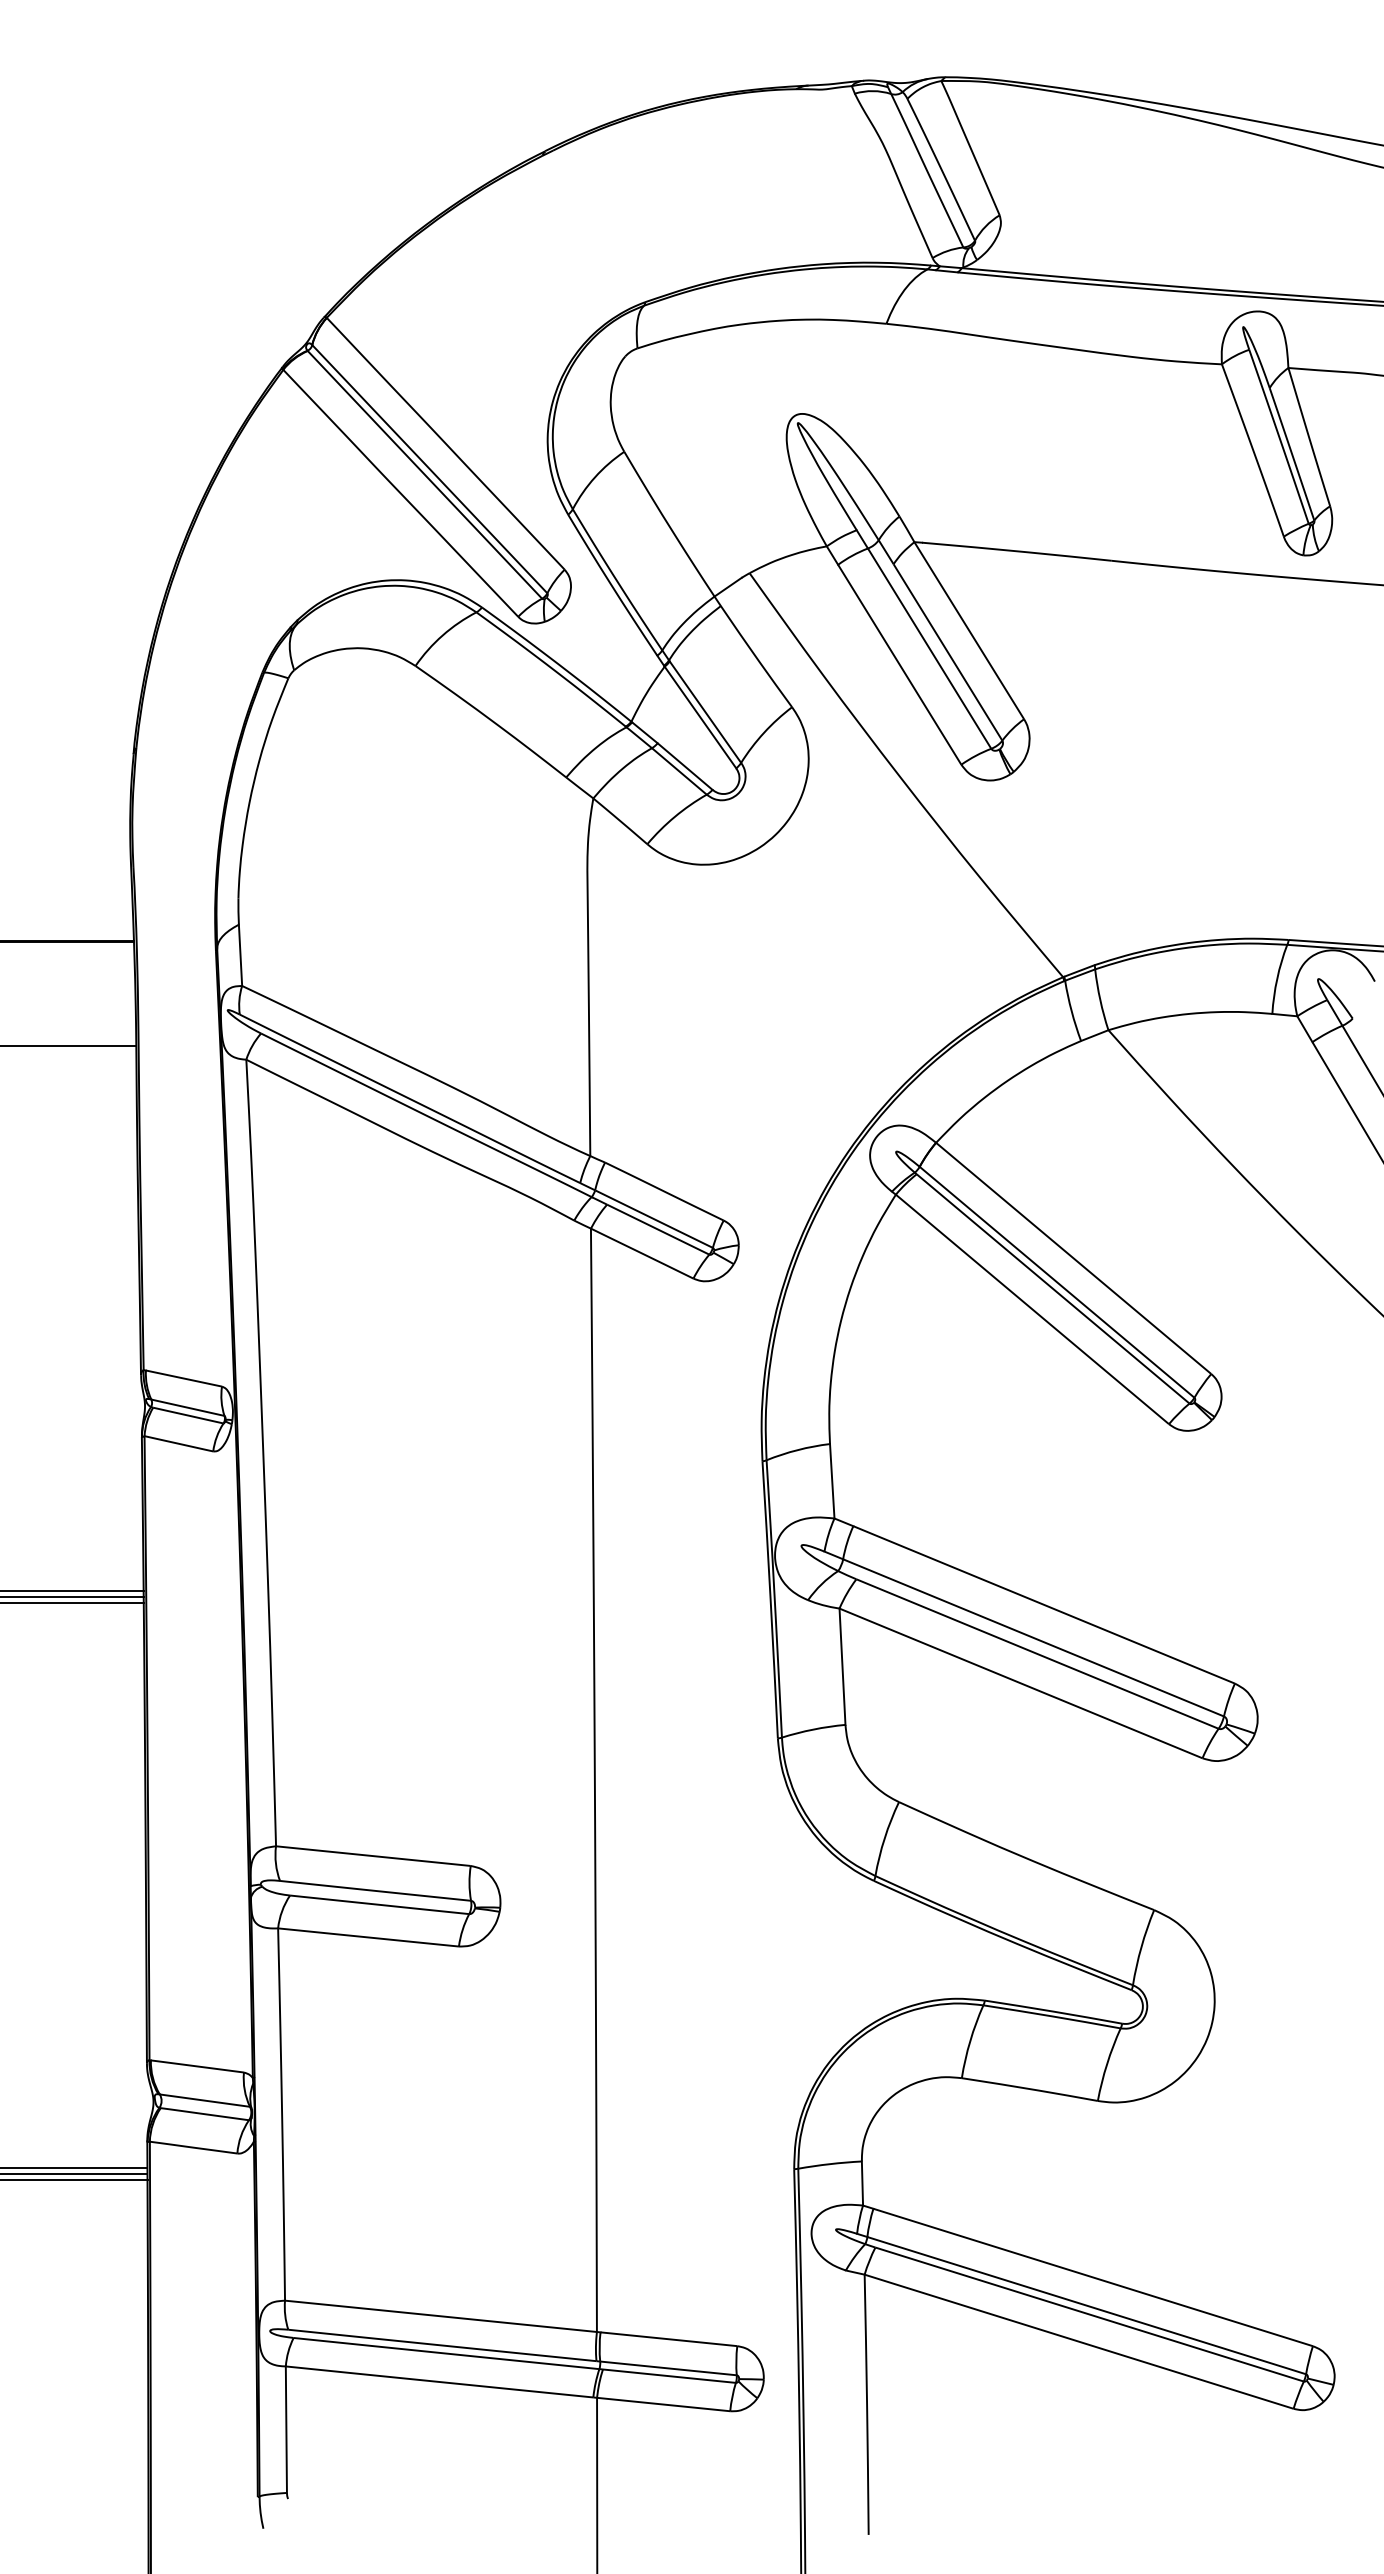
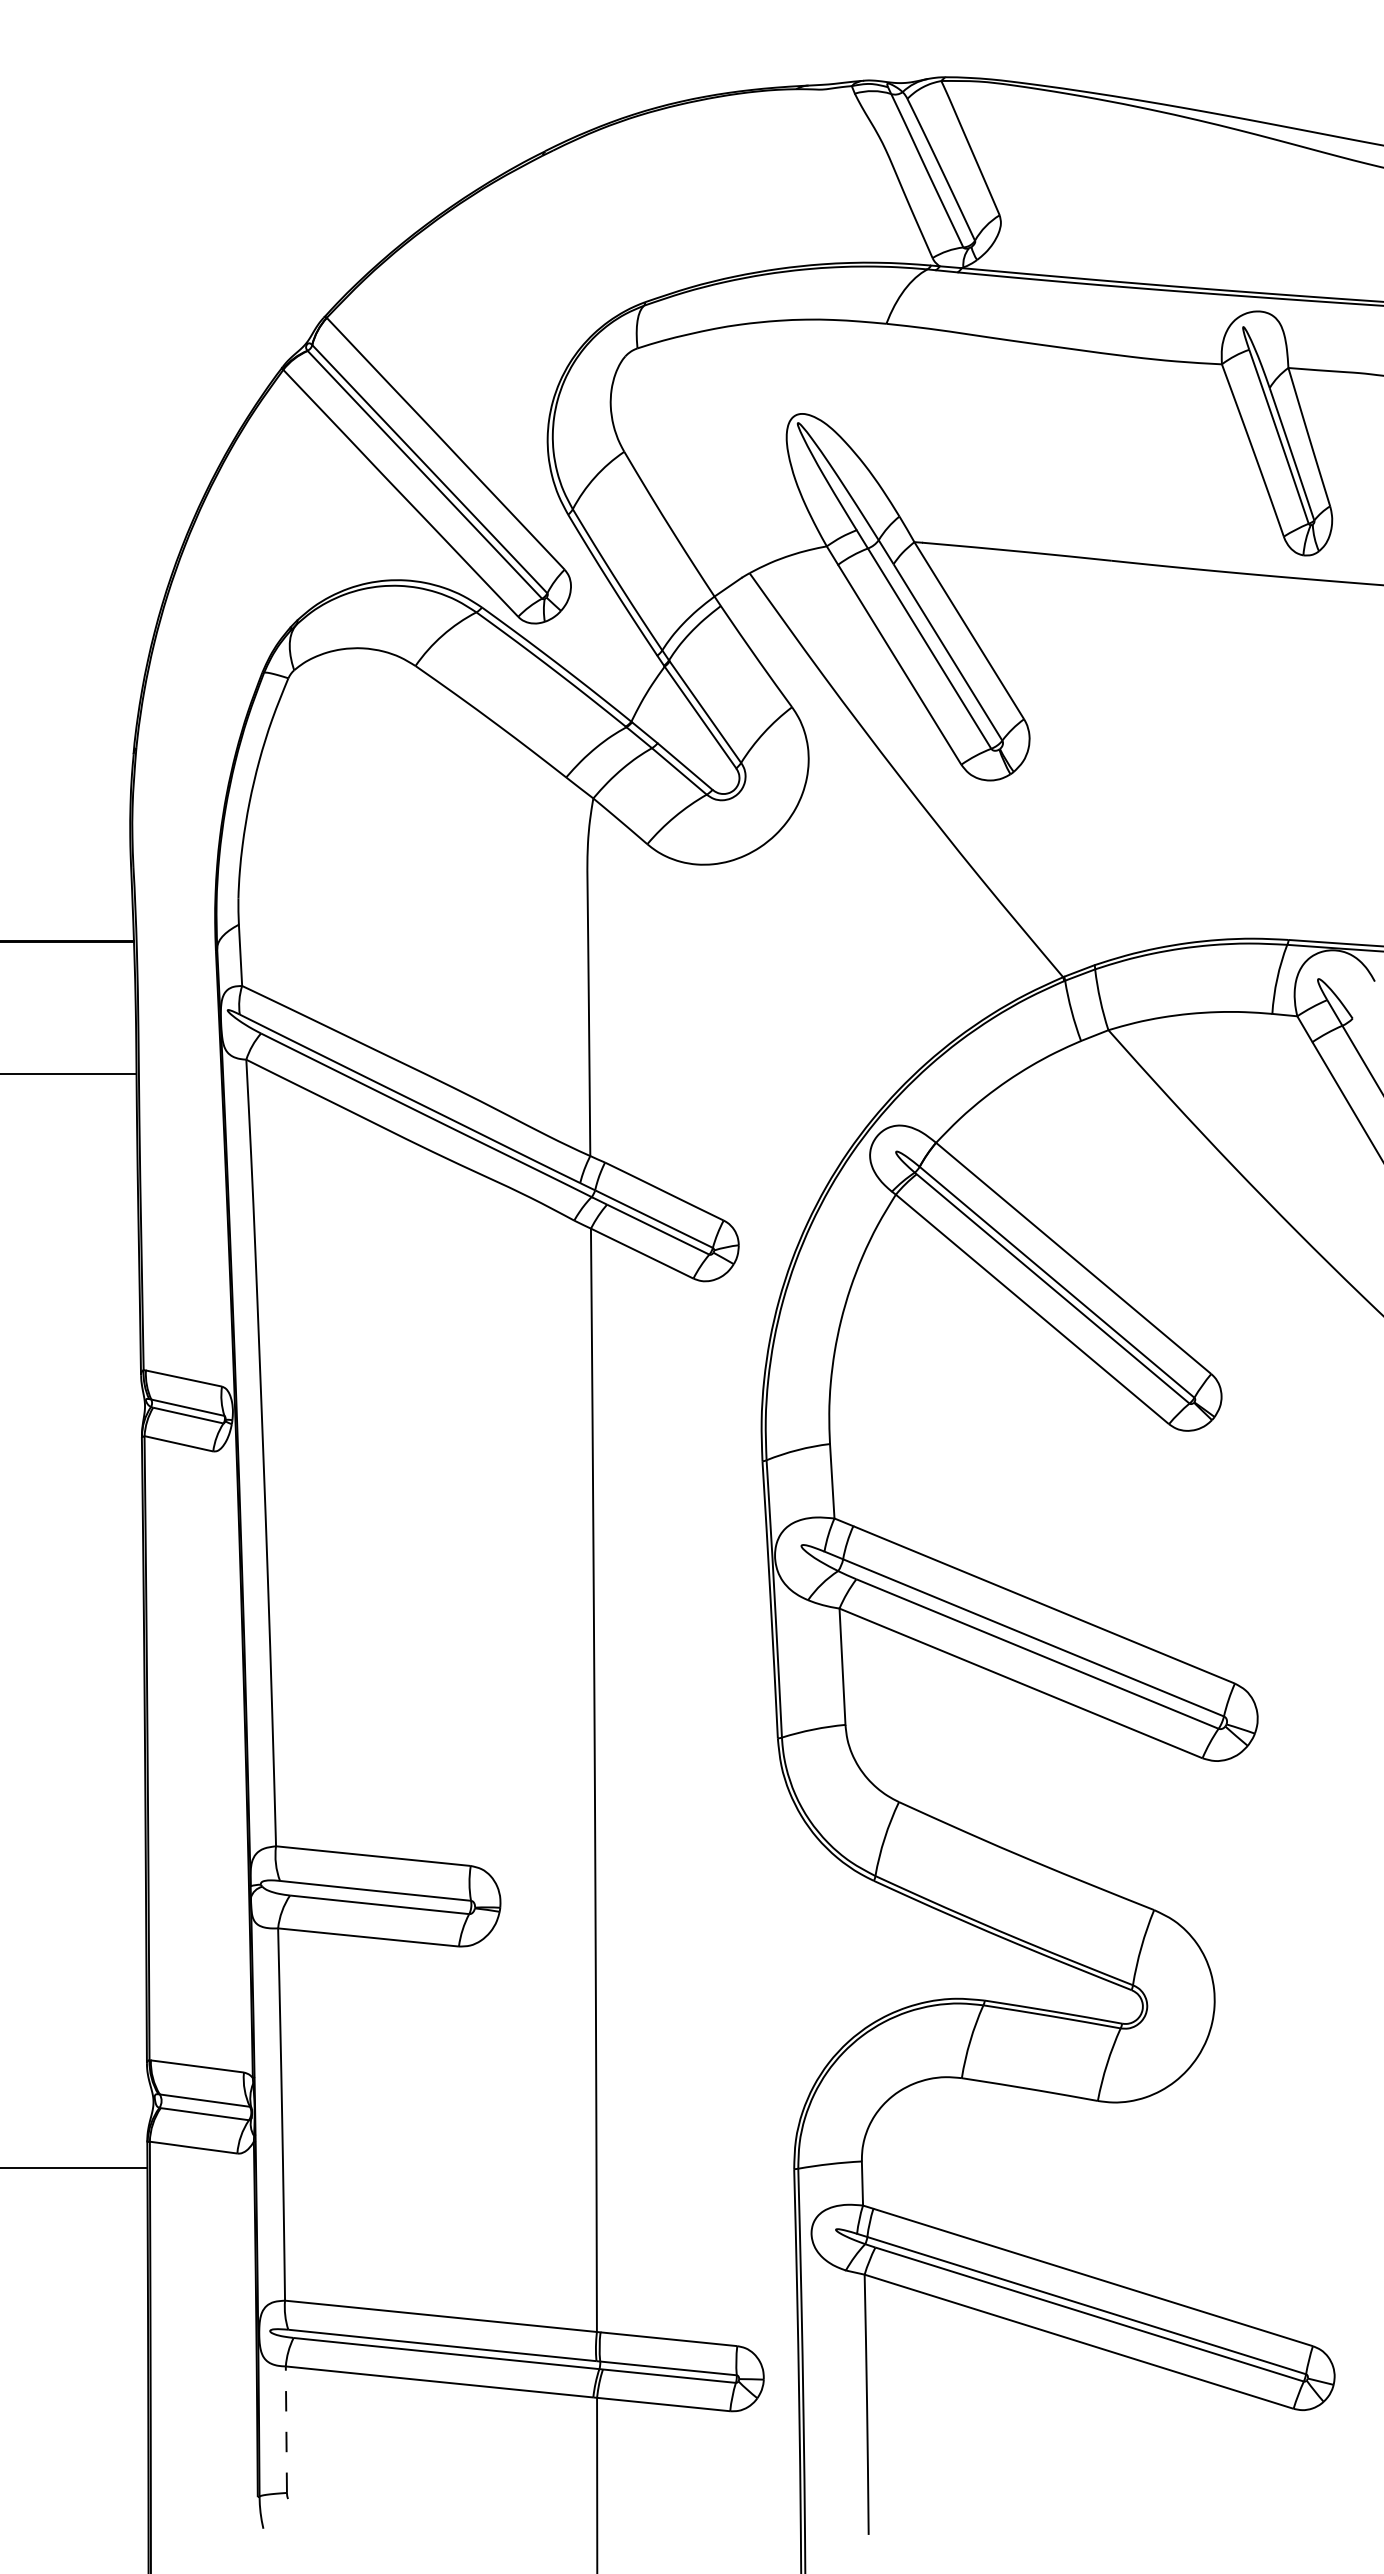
line position: (69, 1045) -> (69, 1073) (69, 1073)
line: present -> none (72, 1590)
line: present -> none (72, 1596)
line: present -> none (72, 1602)
line: present -> none (74, 2173)
line: present -> none (74, 2179)
line: solid -> dashed (286, 2429)
